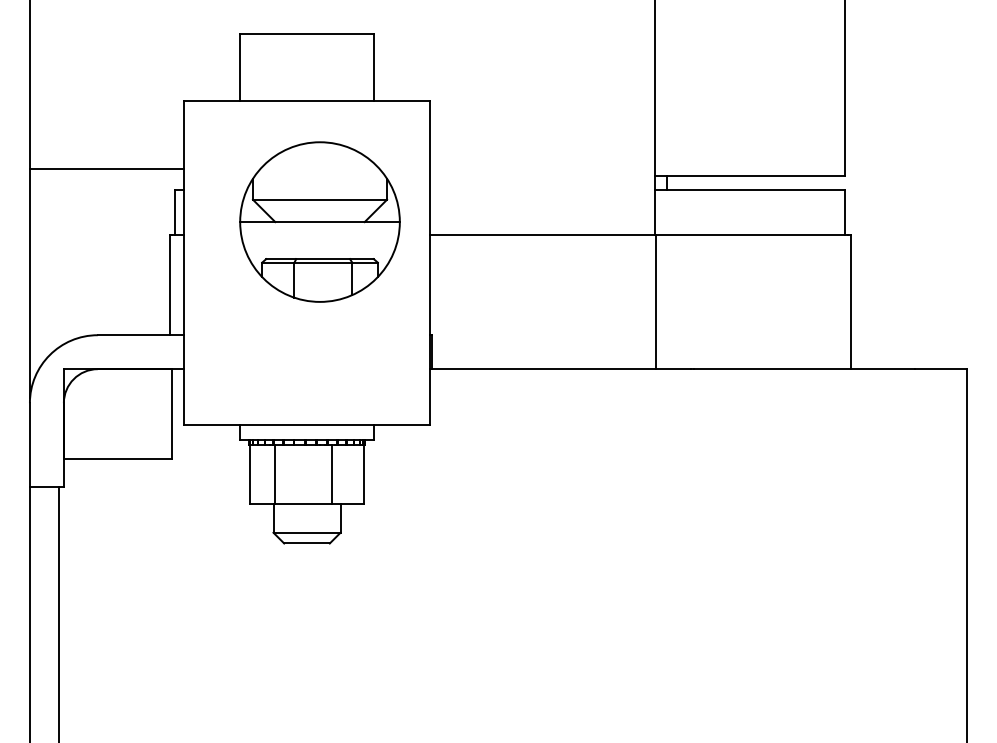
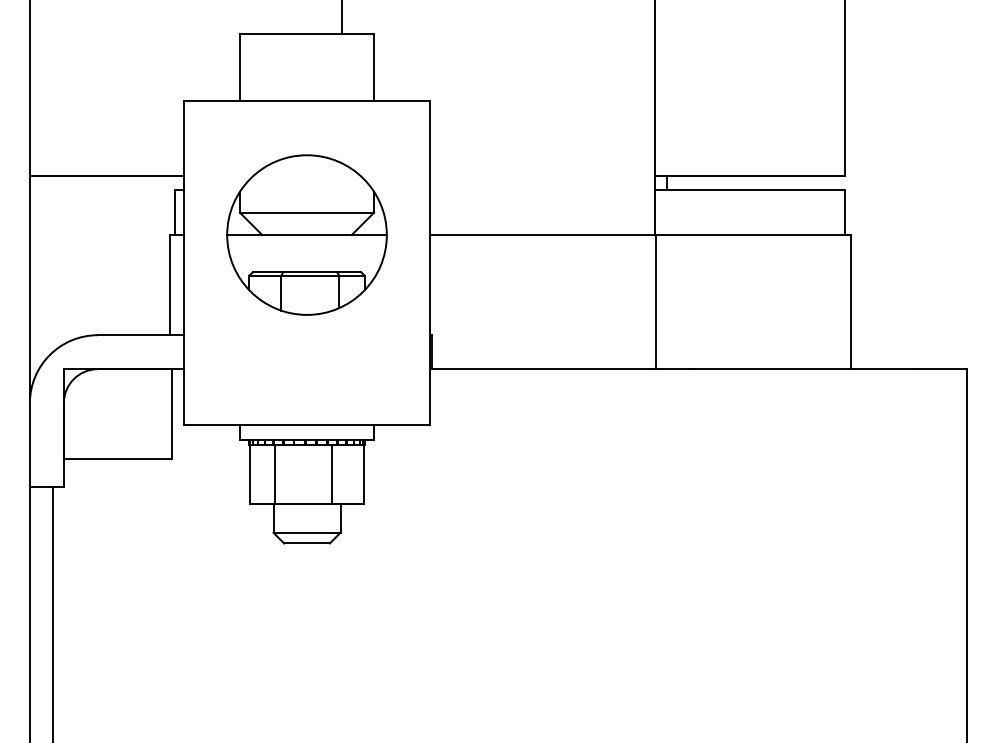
line: none -> present (341, 17)
line position: (107, 168) -> (107, 175) (107, 175)
part position: (319, 221) -> (306, 234) (306, 234)
line position: (59, 613) -> (53, 613) (53, 613)
